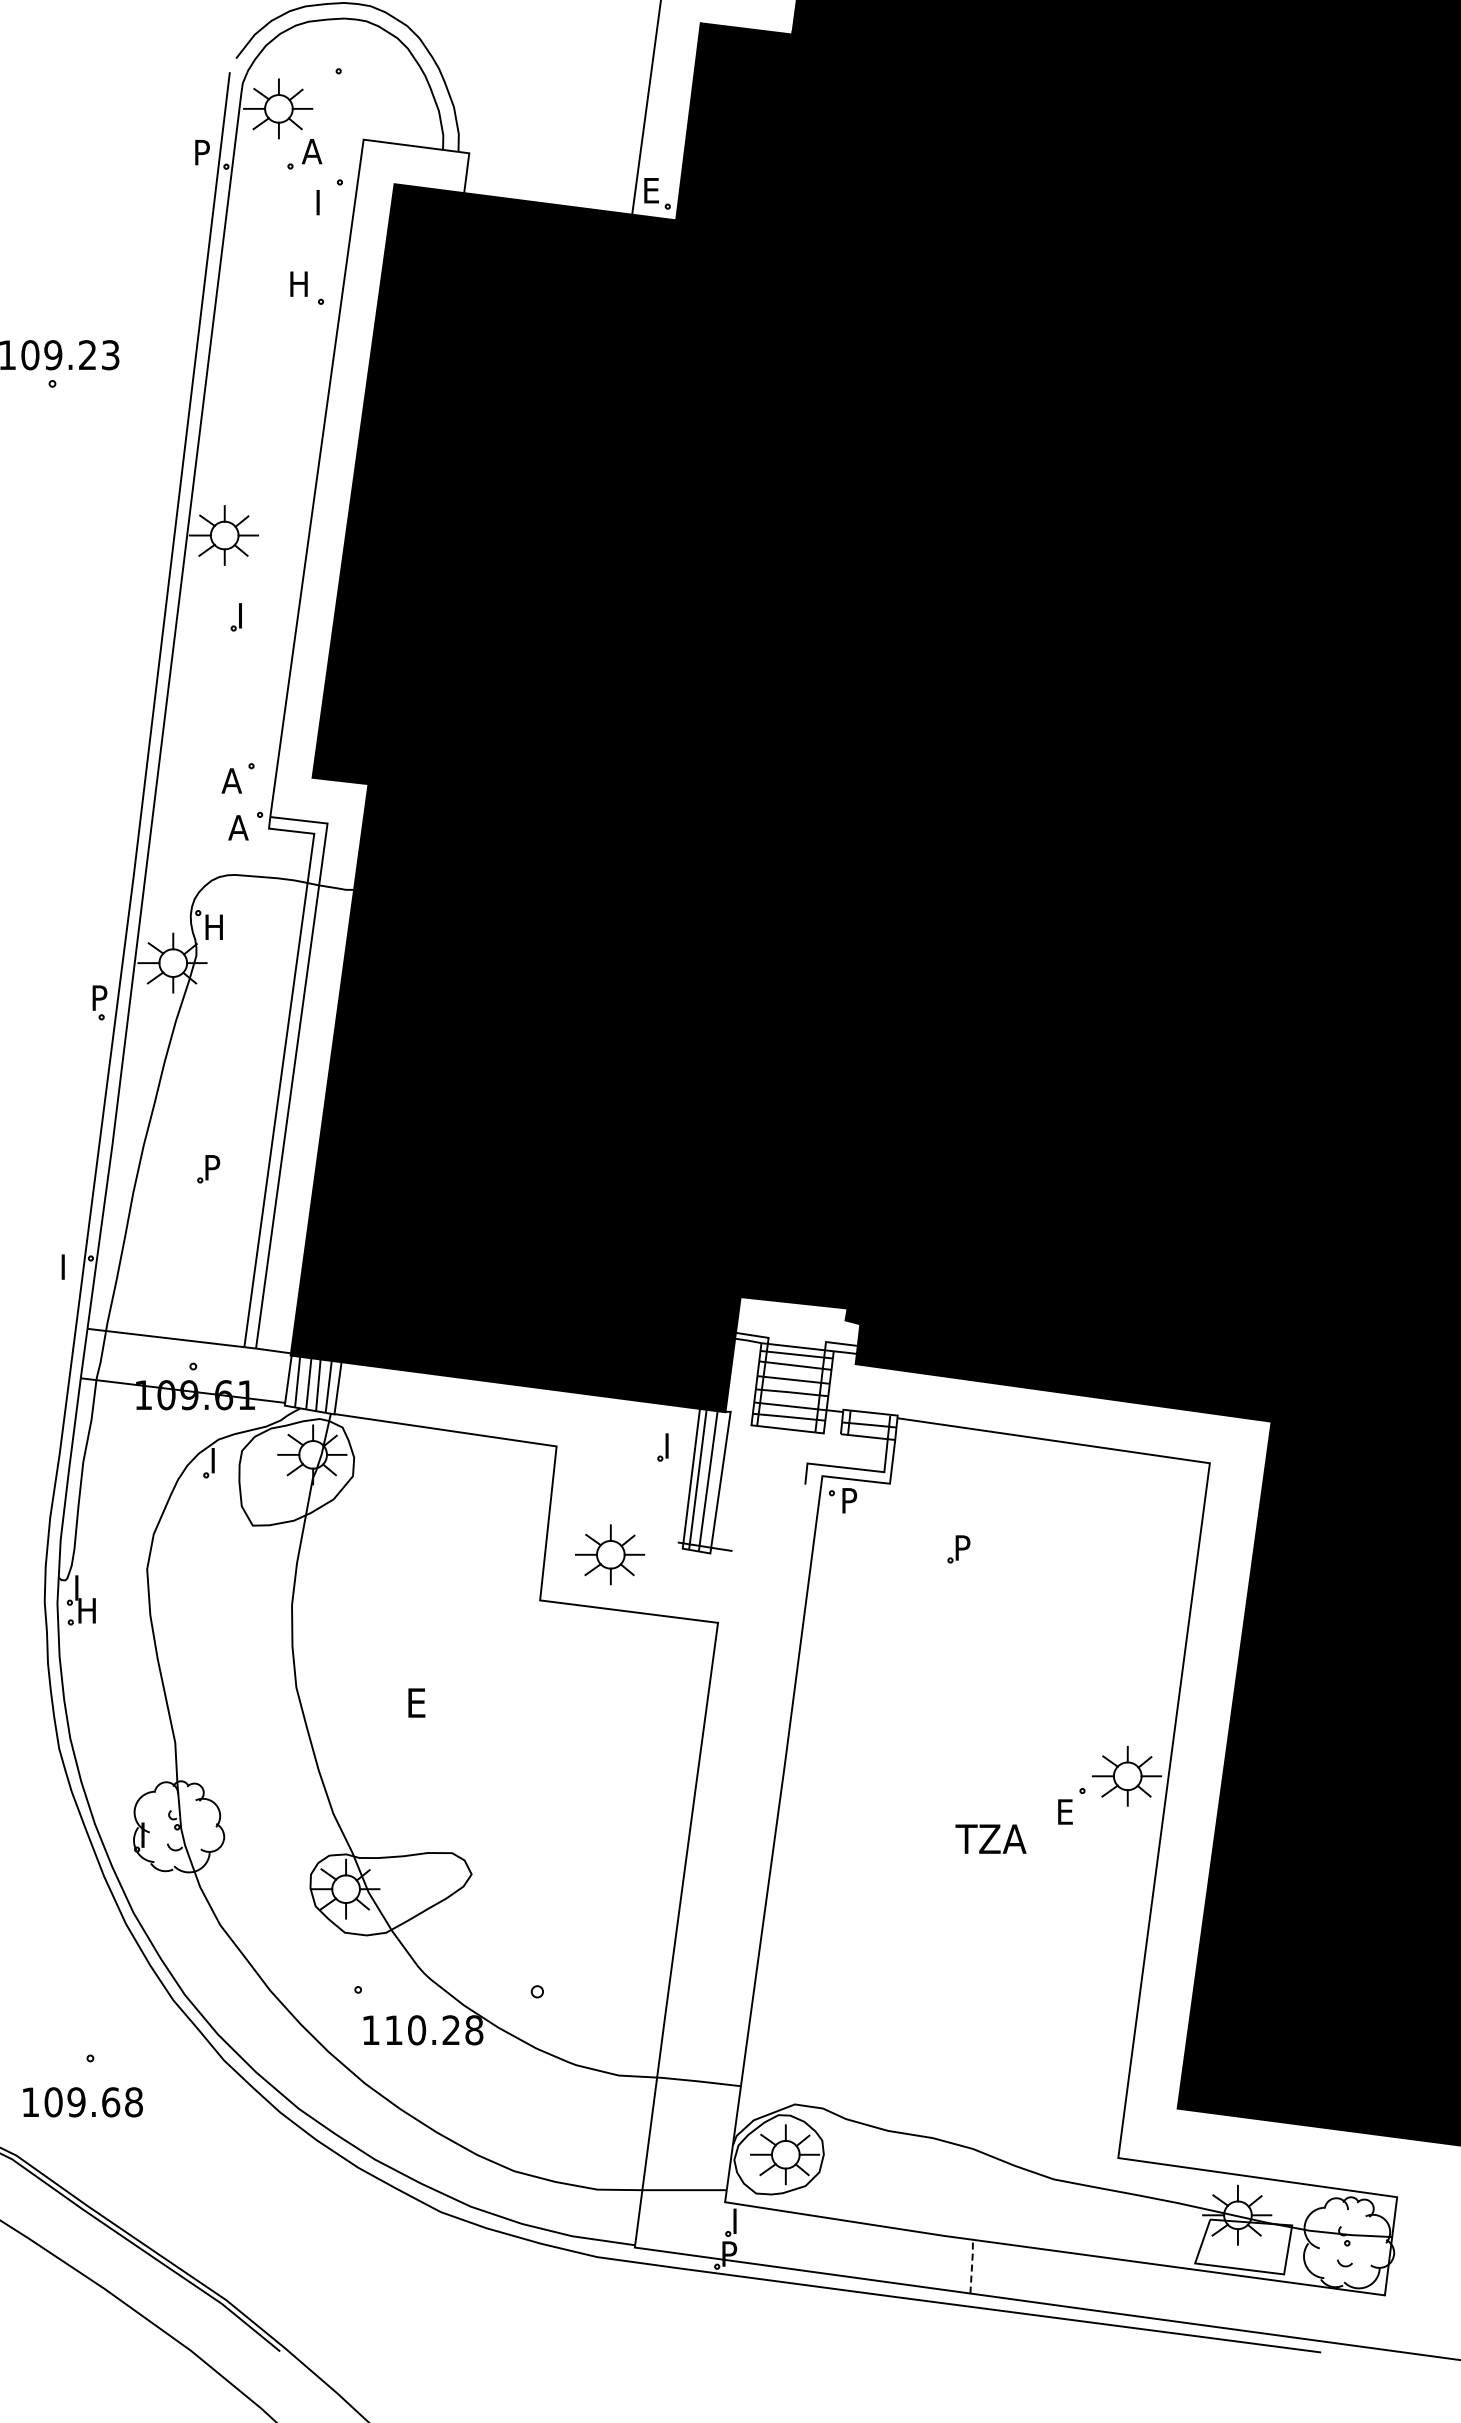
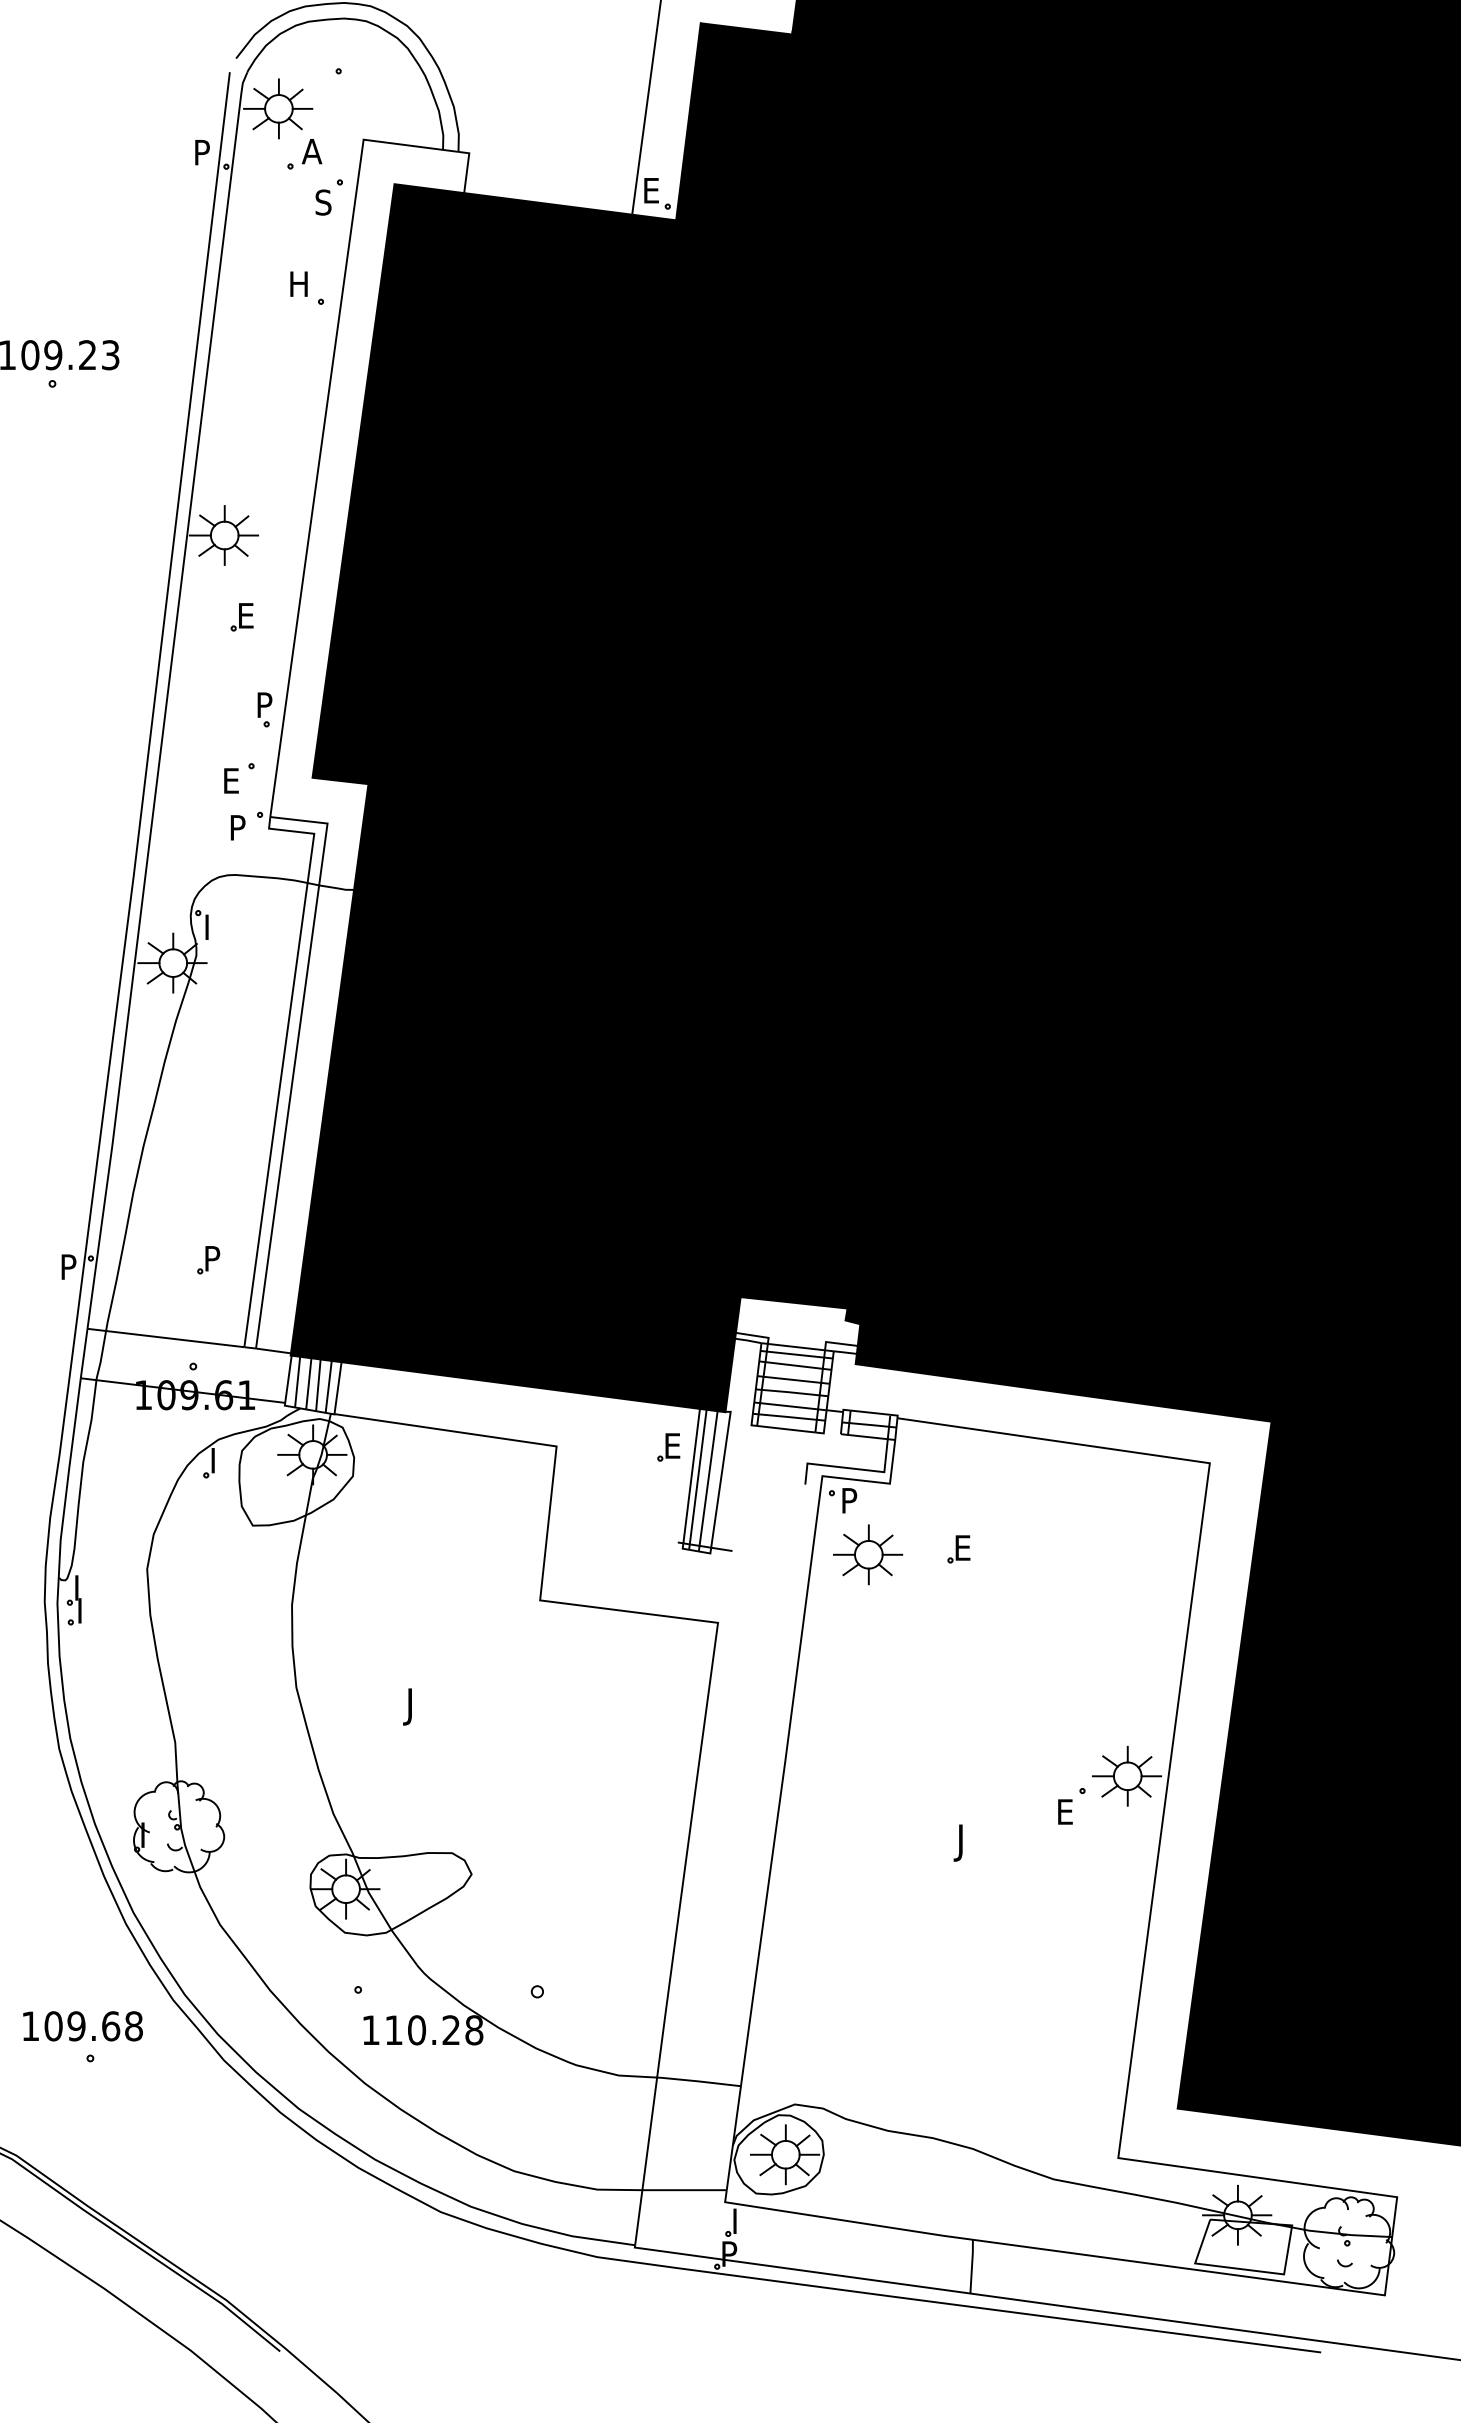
text: I -> S (323, 202)
text: I -> E (247, 615)
text: A -> E (231, 780)
text: A -> P (238, 827)
text: H -> I (215, 926)
part position: (99, 1002) -> (264, 709) (264, 709)
part position: (208, 1169) -> (208, 1260) (208, 1260)
text: I -> P (70, 1261)
text: I -> E (674, 1445)
text: P -> E (964, 1547)
part position: (610, 1554) -> (868, 1554) (868, 1554)
text: H -> I (88, 1610)
text: E -> J (414, 1706)
text: TZA -> J (989, 1842)
text position: (82, 2102) -> (82, 2026) (82, 2026)
line: dashed -> solid (972, 2266)
